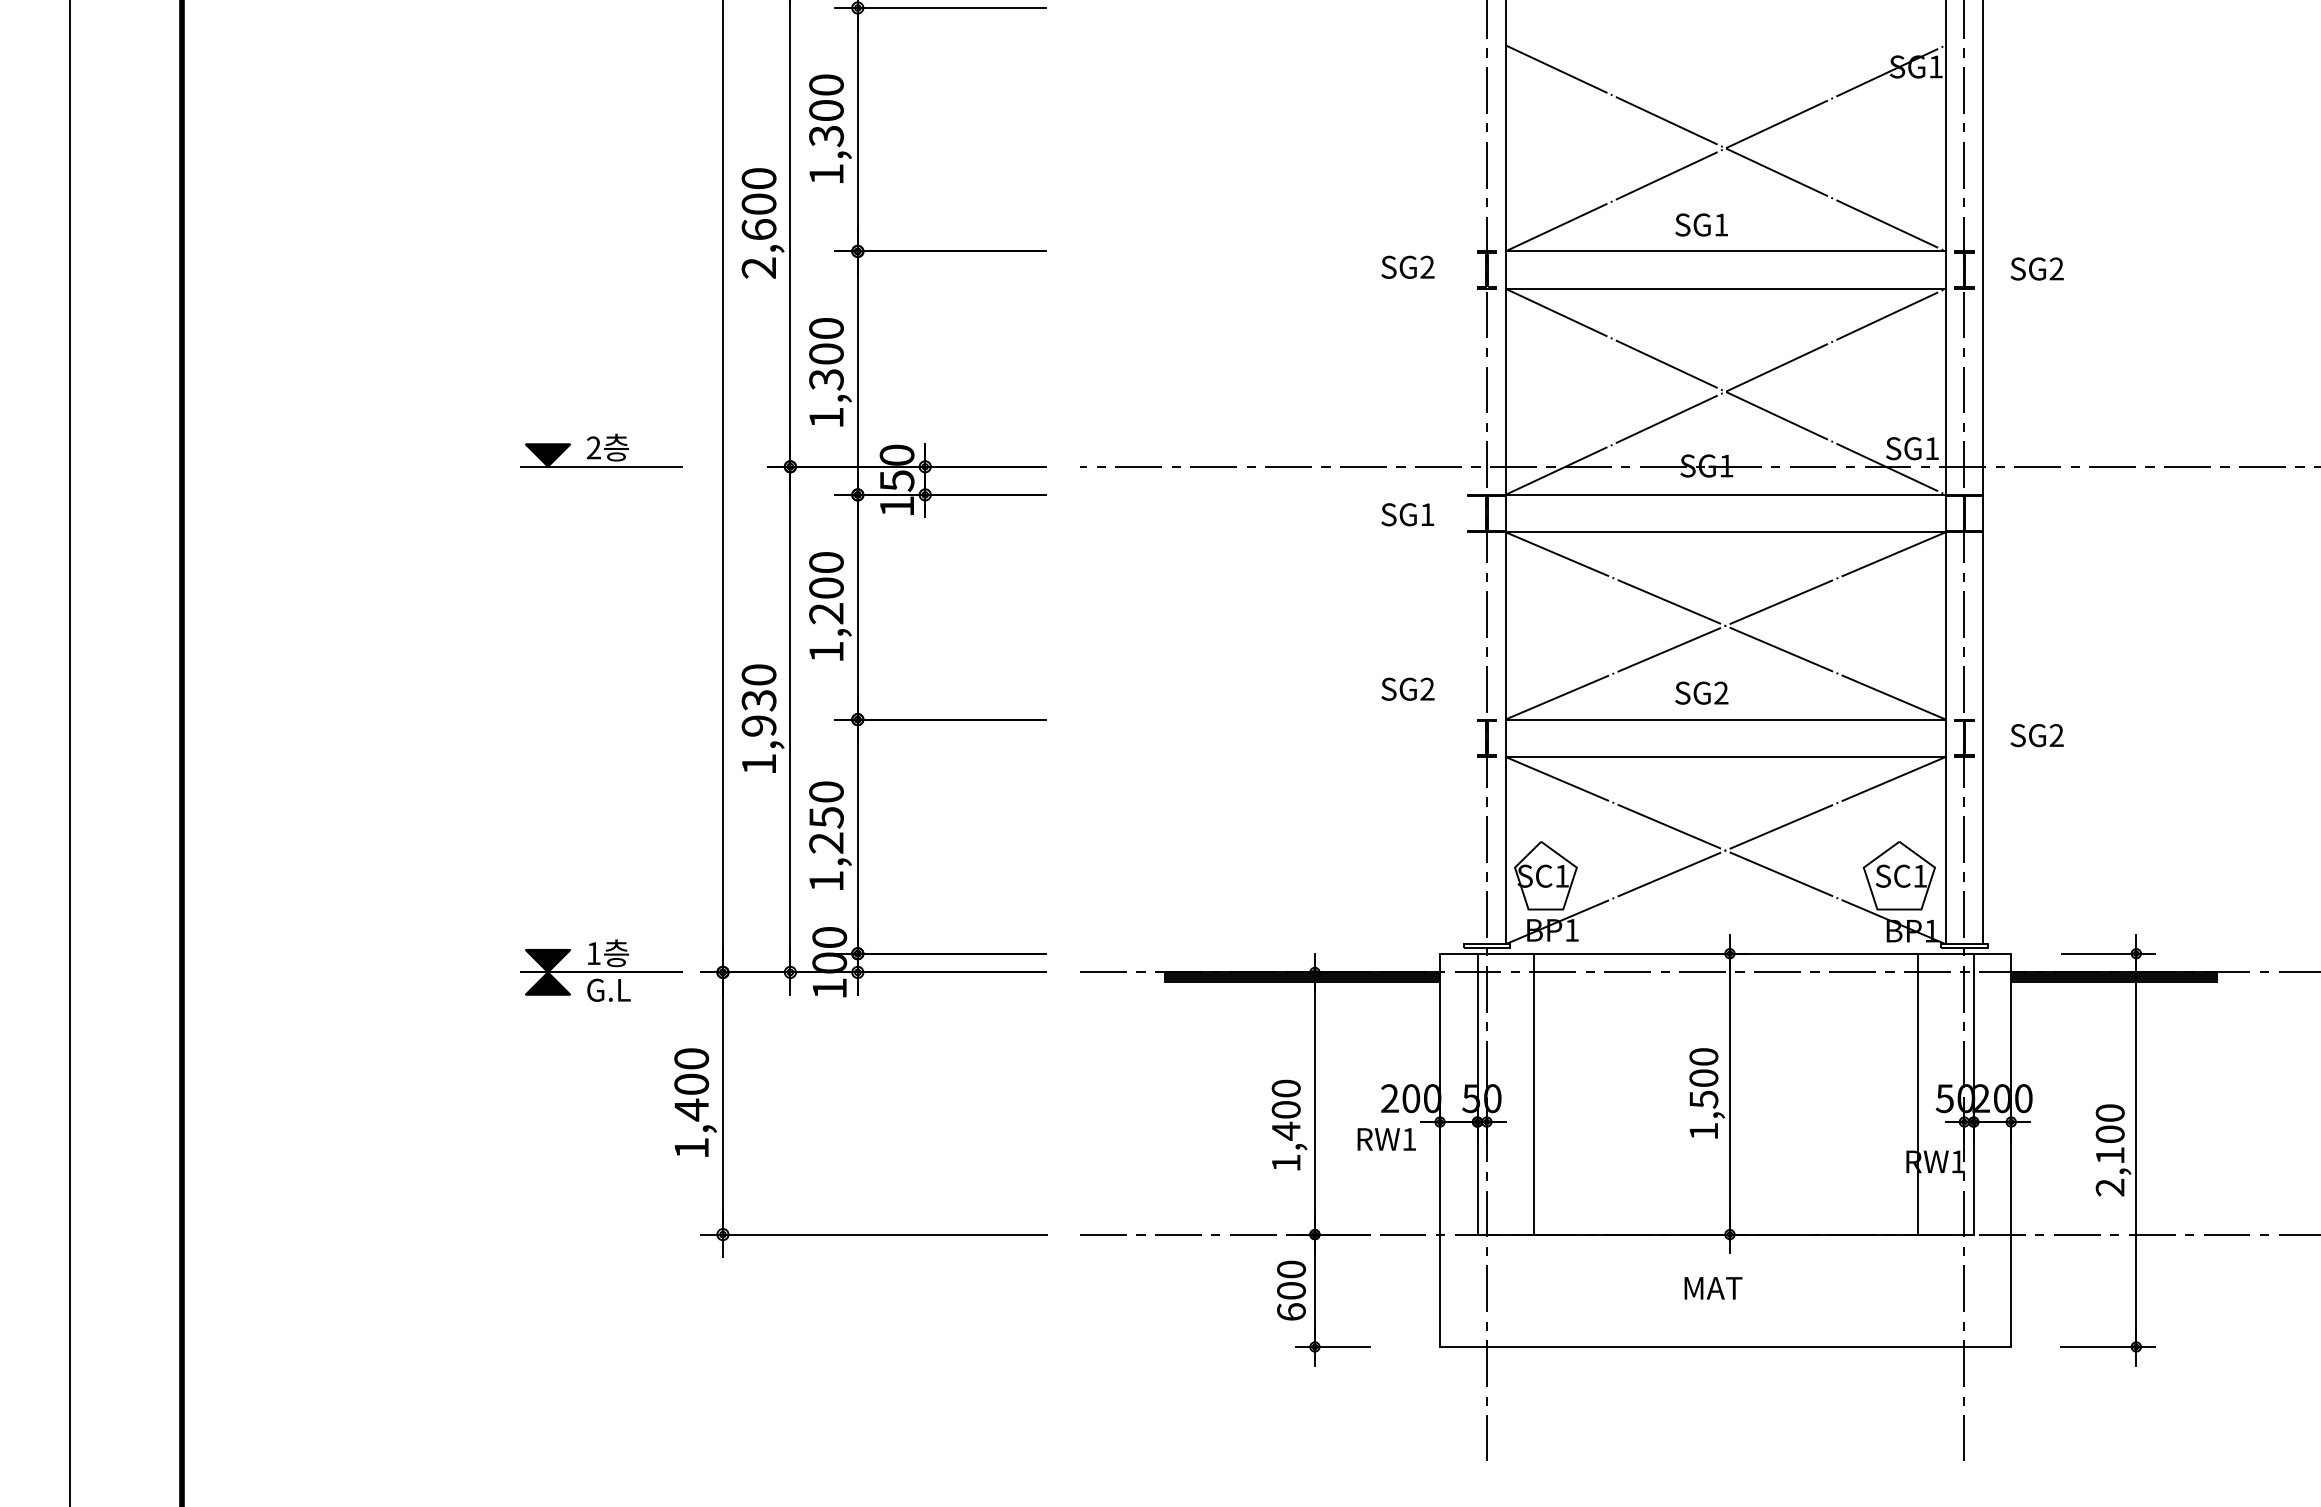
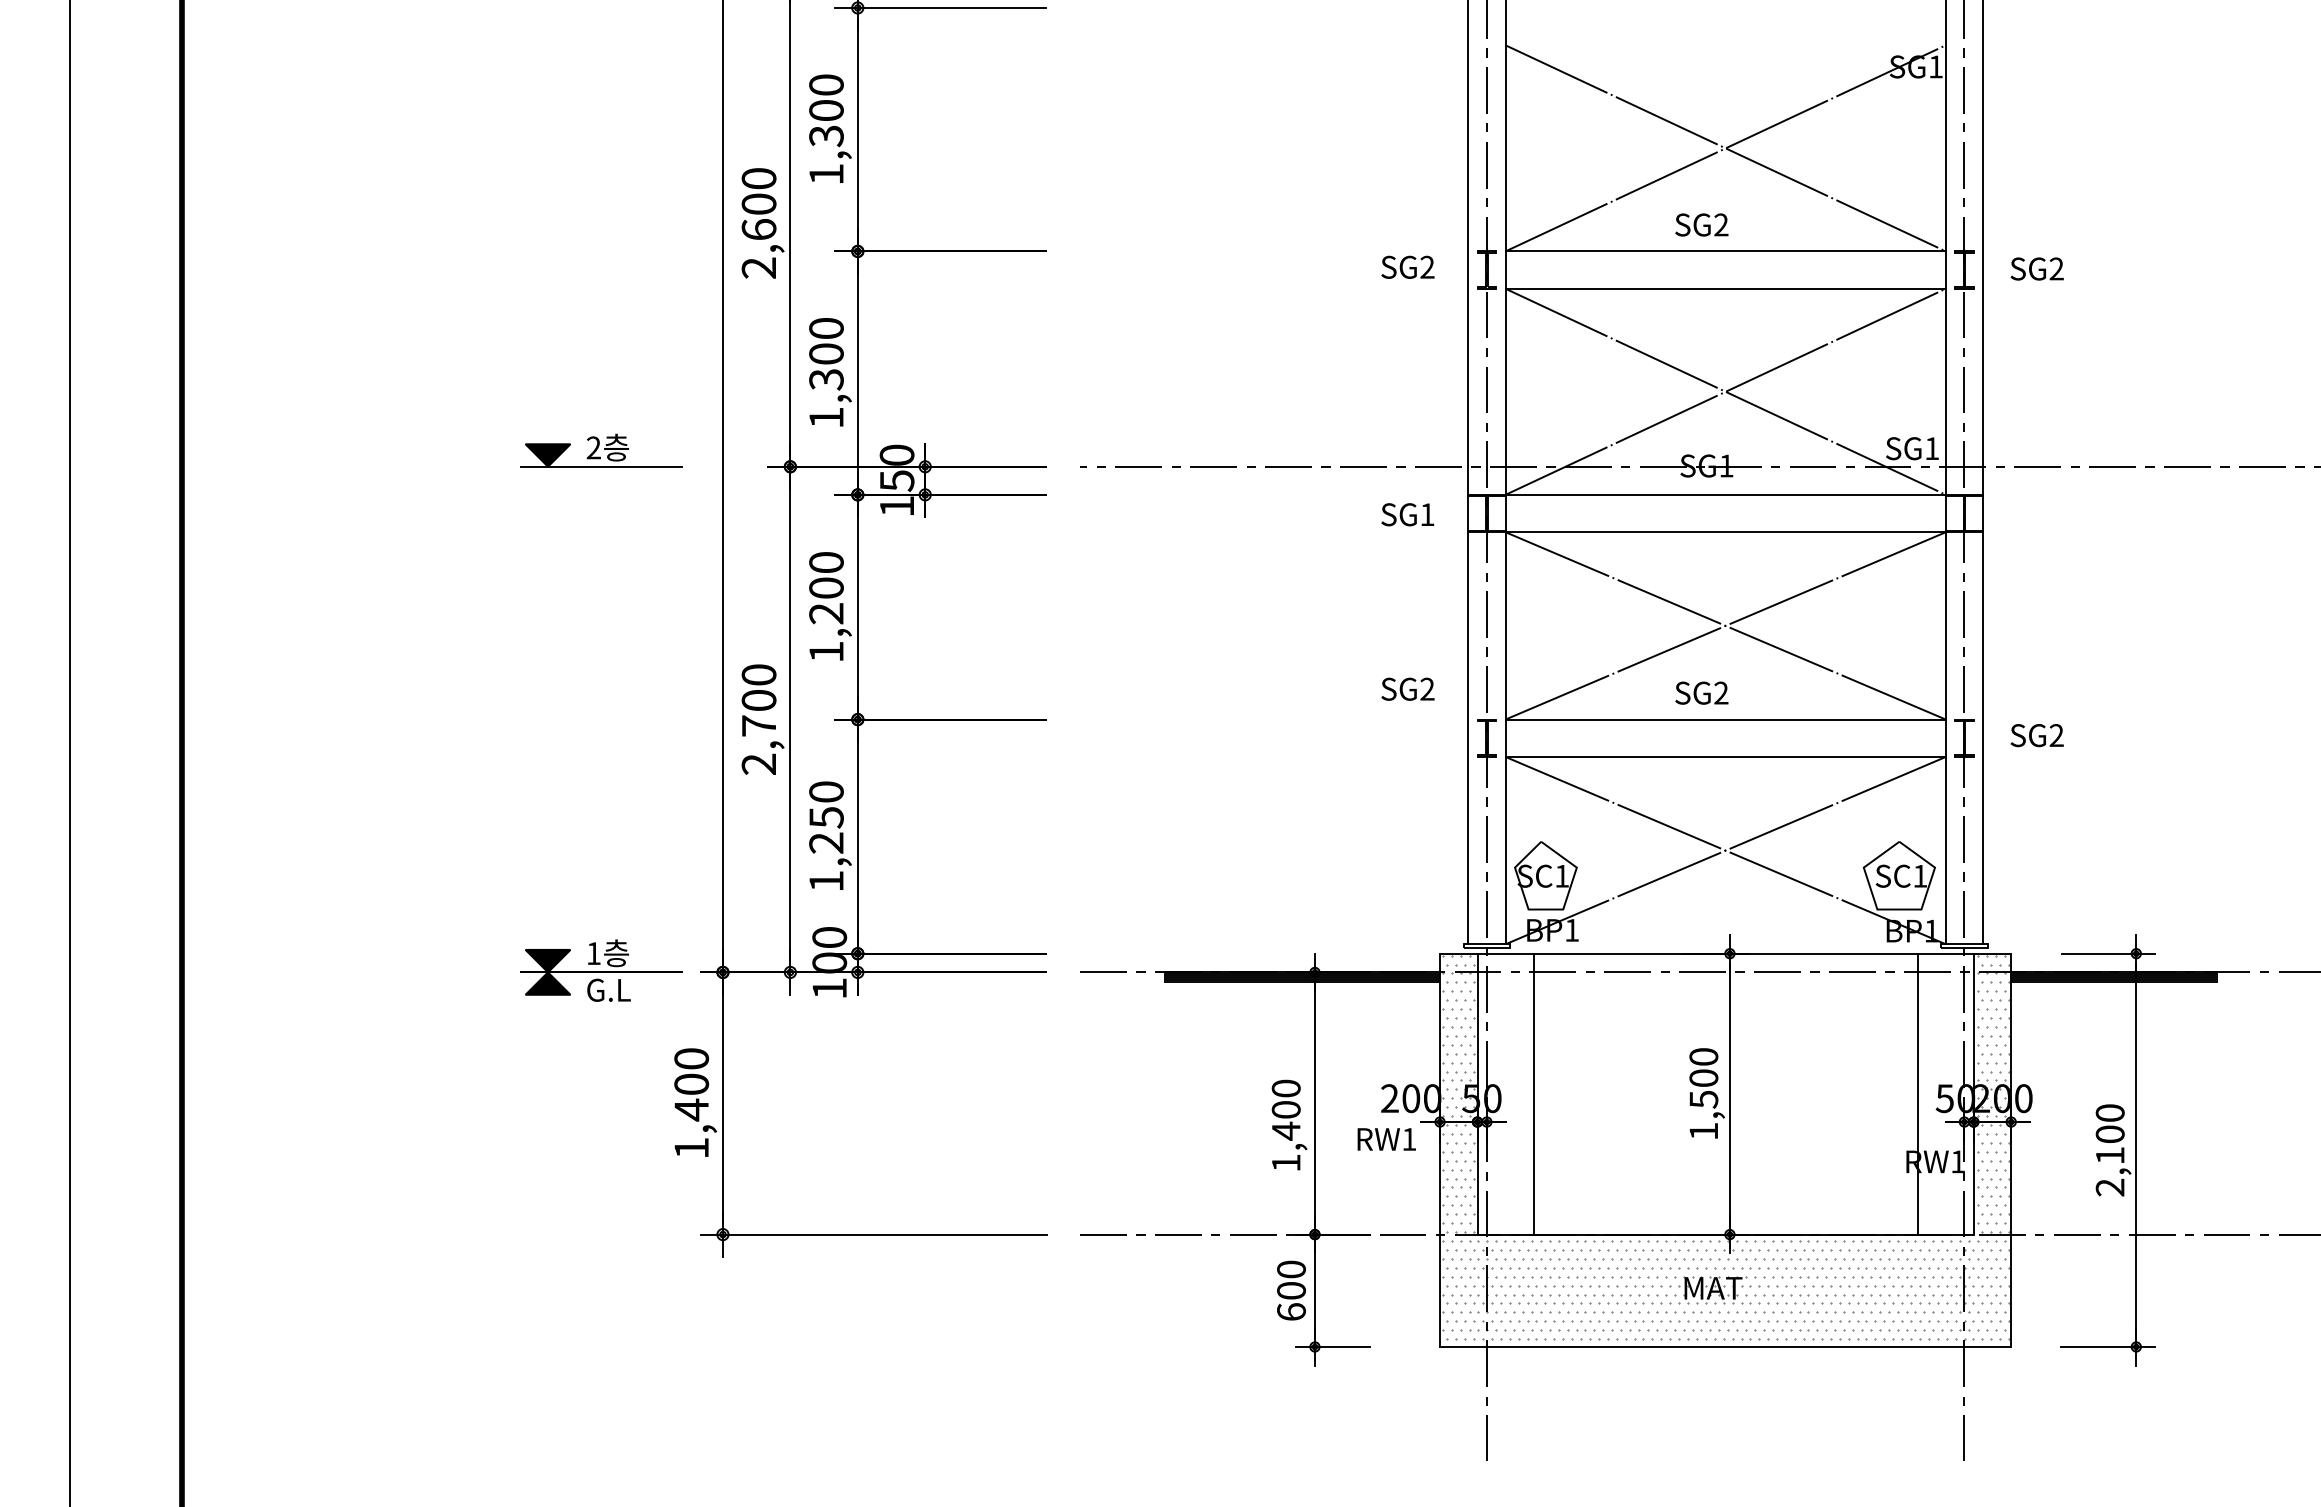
text: SG1 -> SG2 (1721, 224)
line: none -> present (1468, 473)
text: 1,930 -> 2,700 (758, 732)
hatch: none -> present (1725, 1147)
